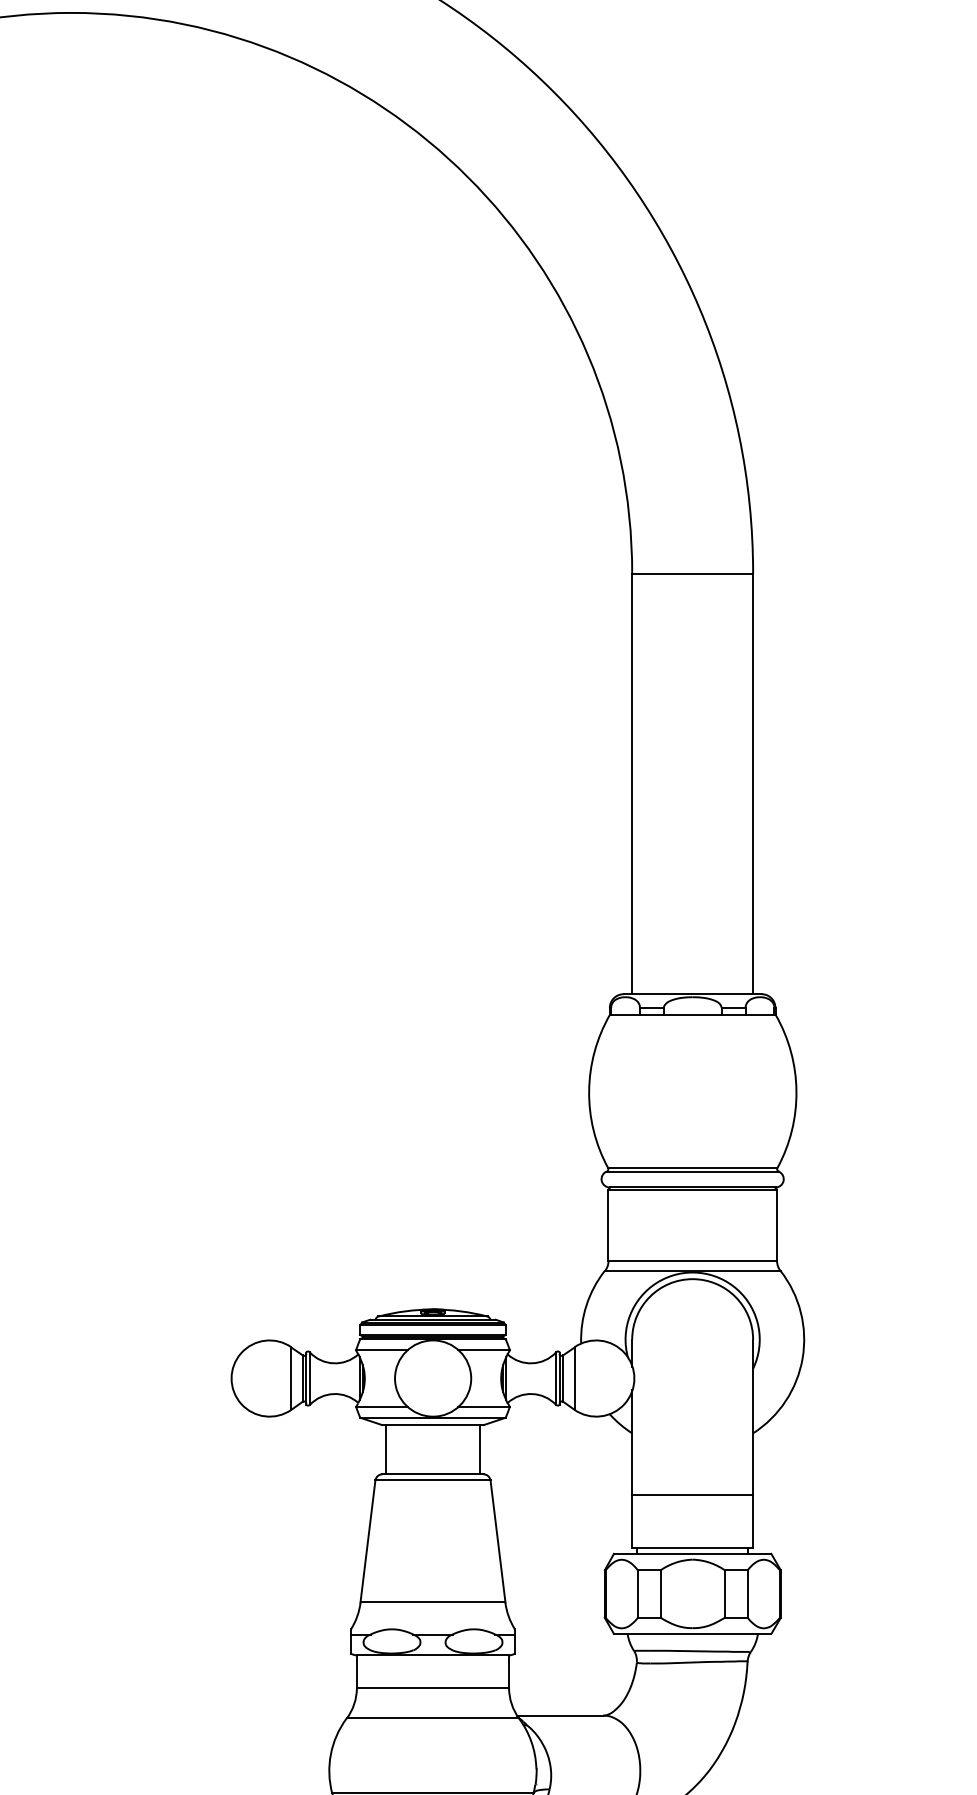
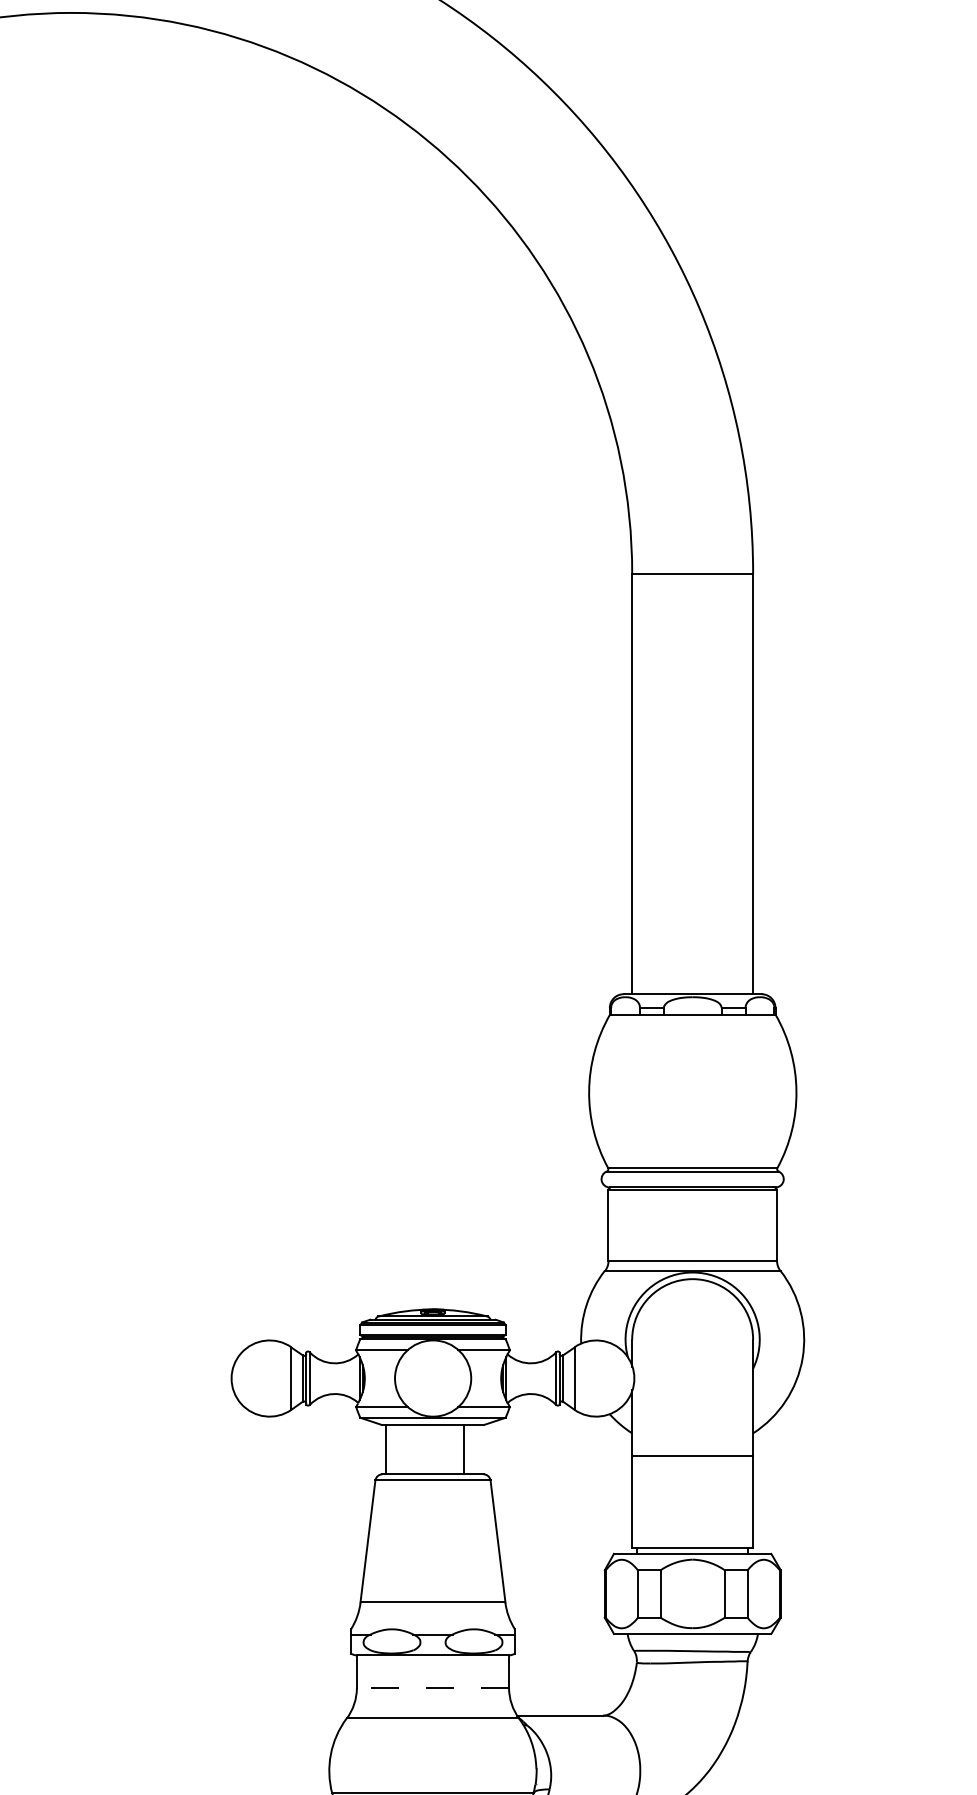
line position: (480, 1449) -> (464, 1449) (464, 1449)
line position: (692, 1495) -> (692, 1456) (692, 1456)
line: solid -> dashed (432, 1687)
